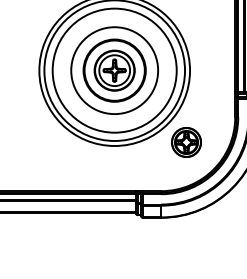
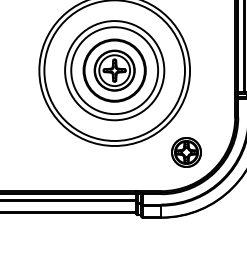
circle diameter: 124 px -> 99 px (114, 70)
part position: (186, 142) -> (186, 152) (186, 152)
